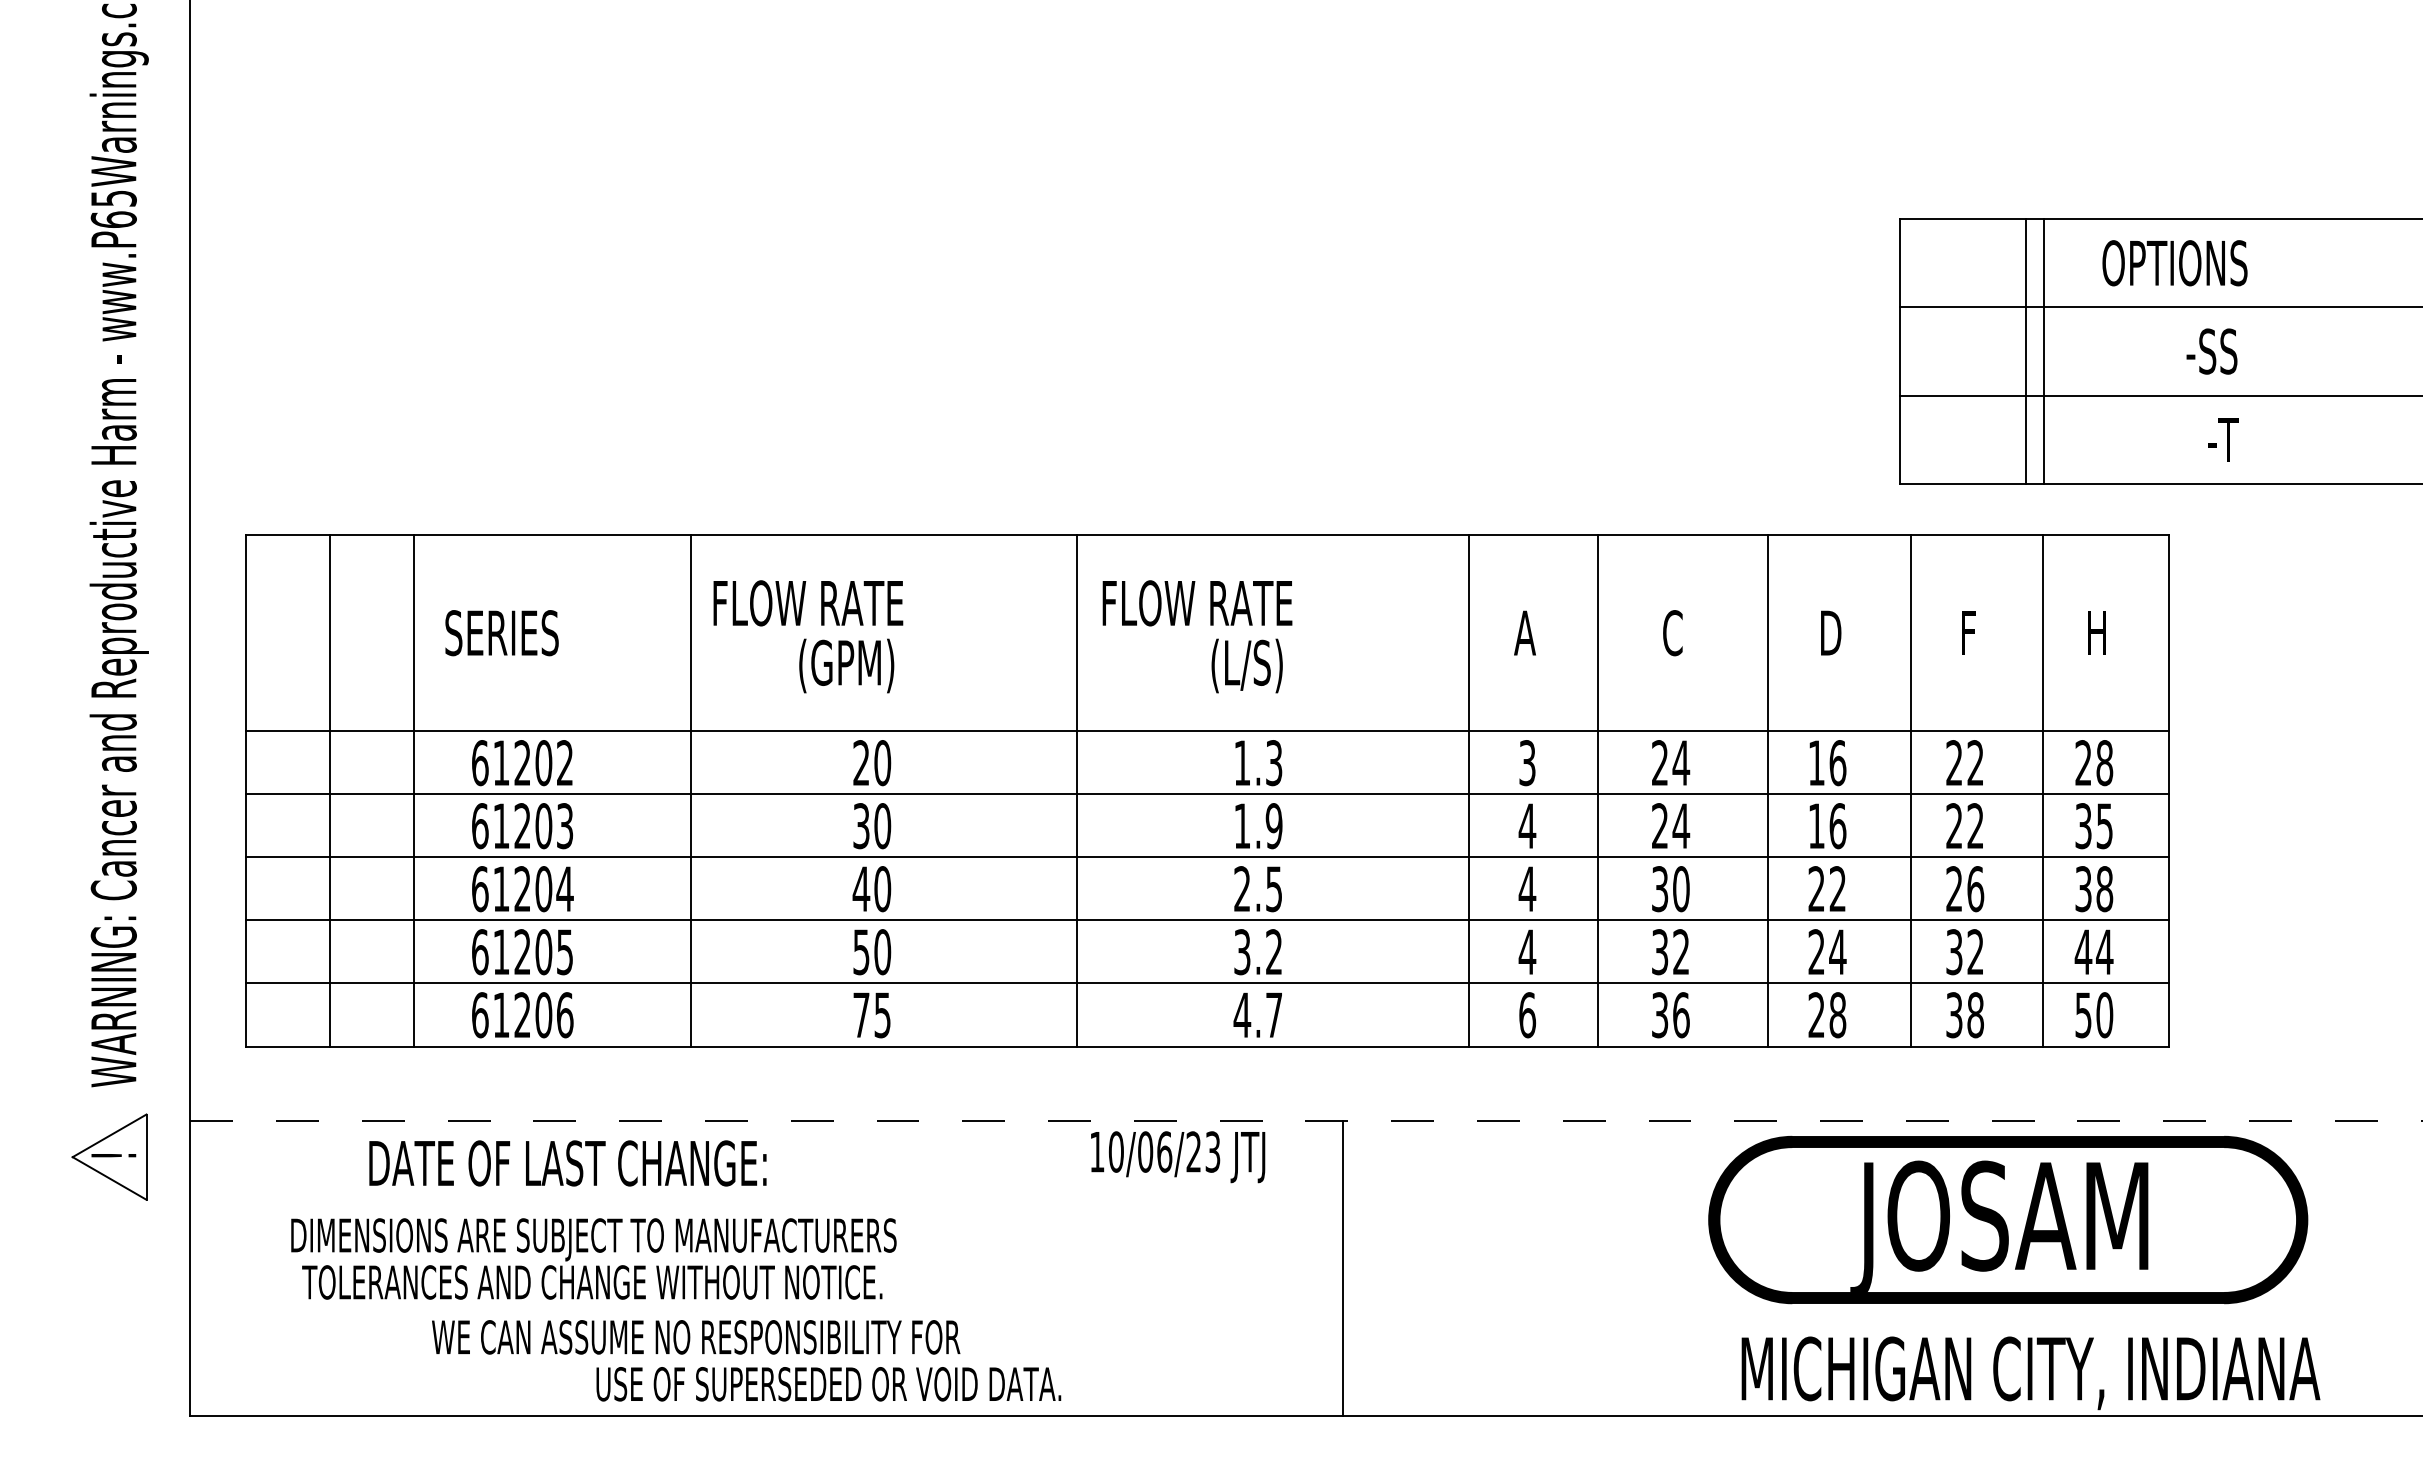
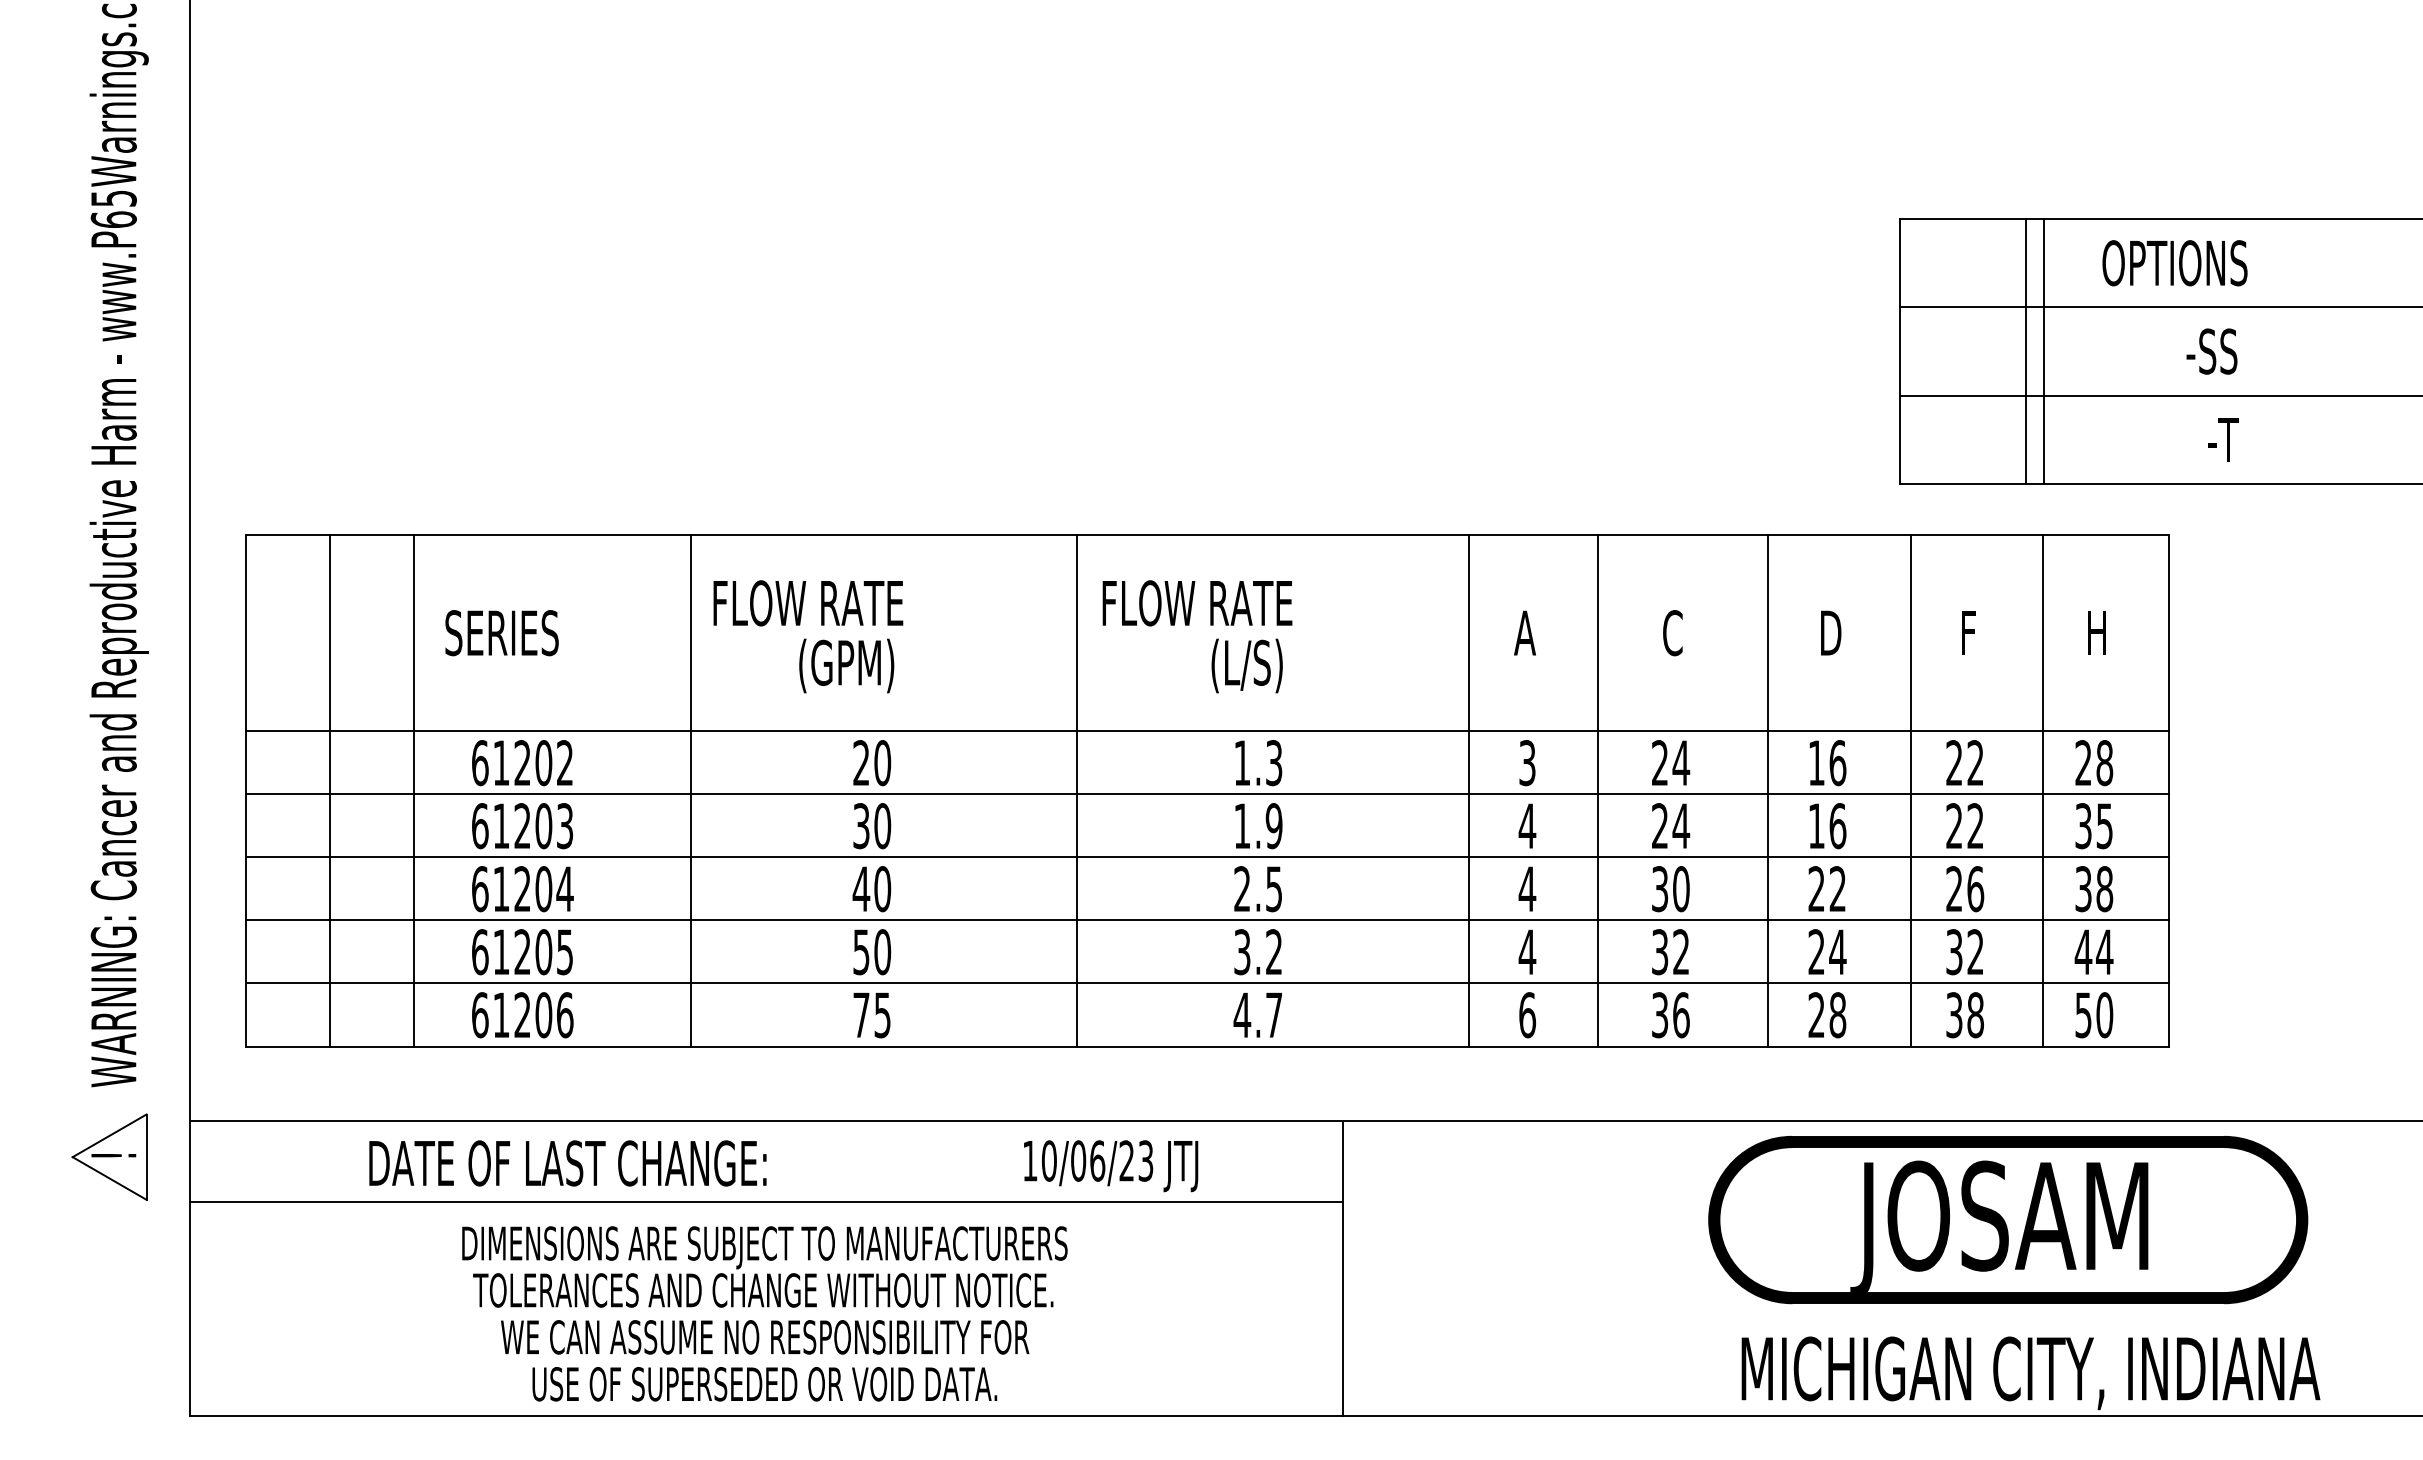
line: dashed -> solid (1306, 1121)
text position: (1178, 1157) -> (1111, 1166) (1111, 1166)
line: none -> present (766, 1201)
text position: (593, 1258) -> (764, 1266) (764, 1266)
text position: (696, 1337) -> (765, 1337) (765, 1337)
text position: (828, 1384) -> (764, 1384) (764, 1384)
